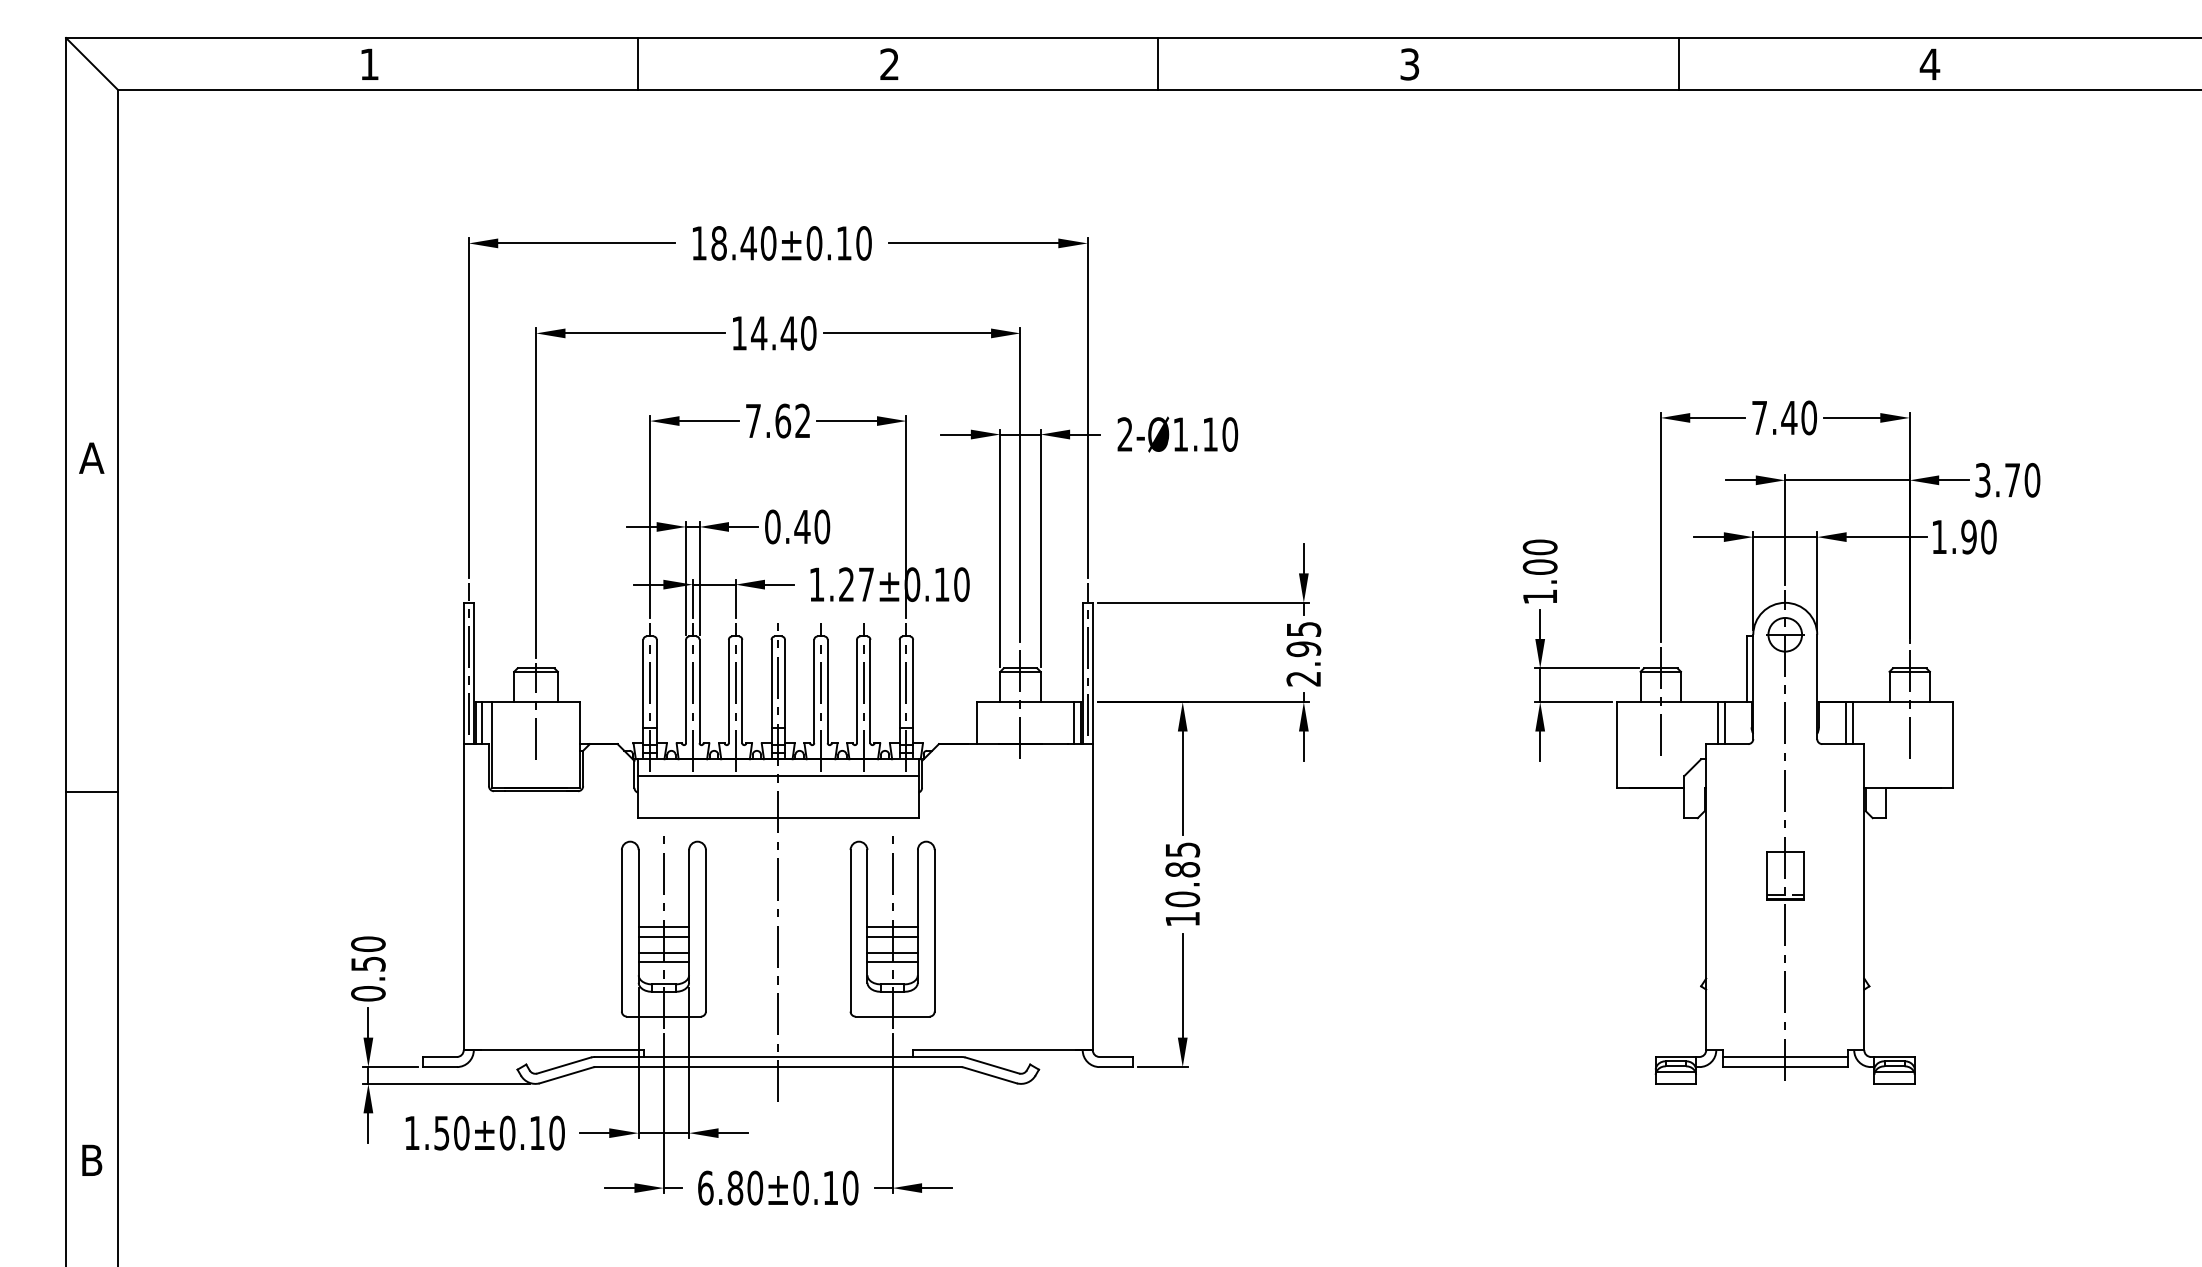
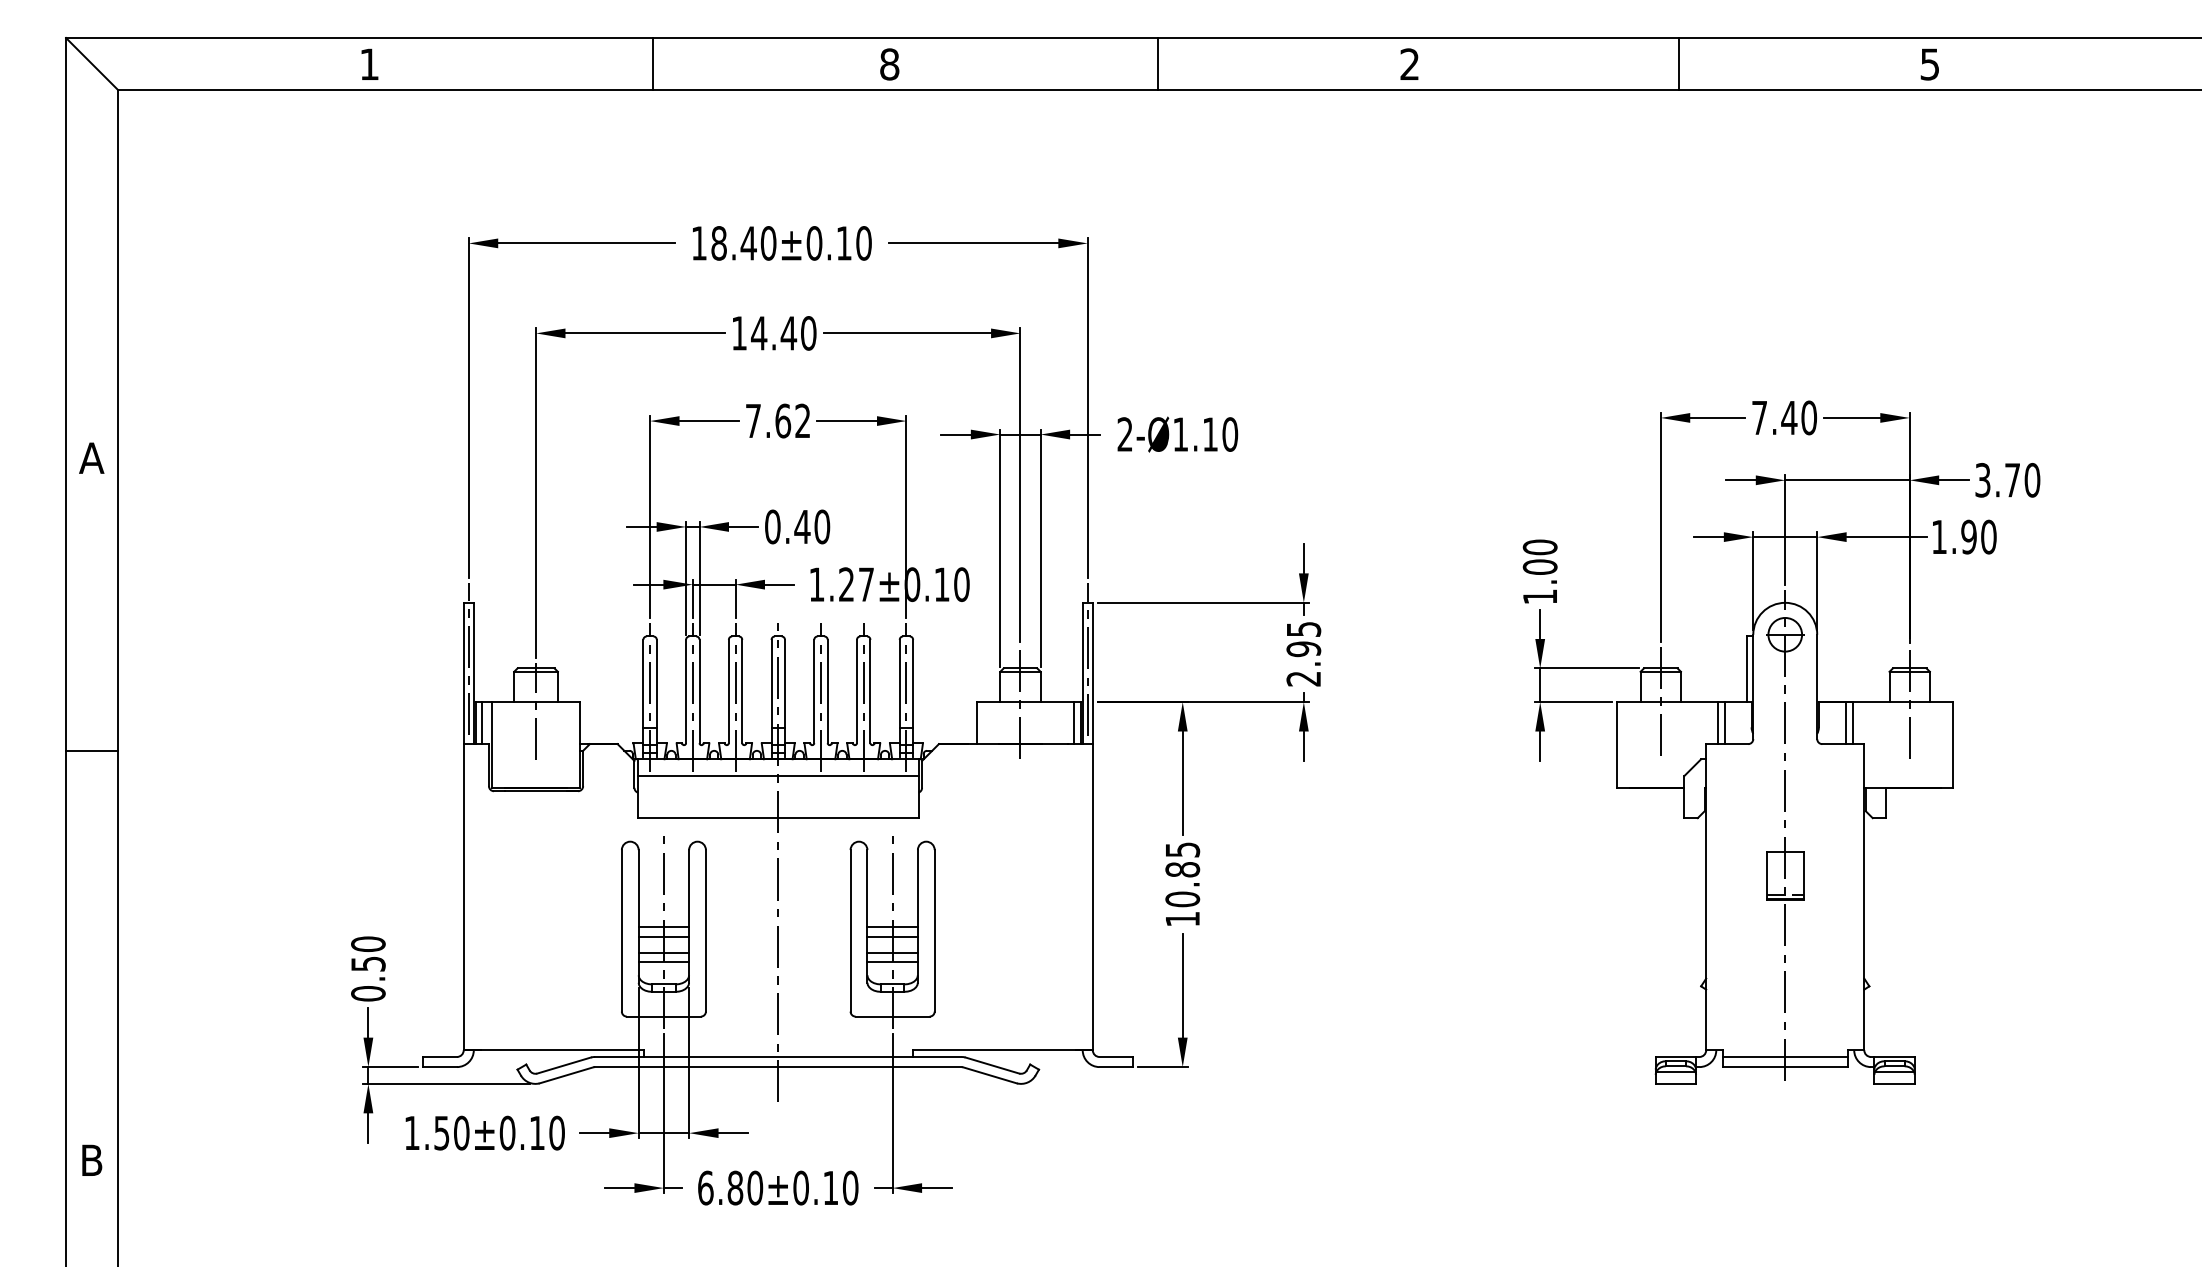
line position: (638, 64) -> (653, 64) (653, 64)
text: 2 -> 8 (889, 64)
text: 3 -> 2 (1409, 64)
text: 4 -> 5 (1929, 64)
line position: (92, 792) -> (92, 751) (92, 751)
